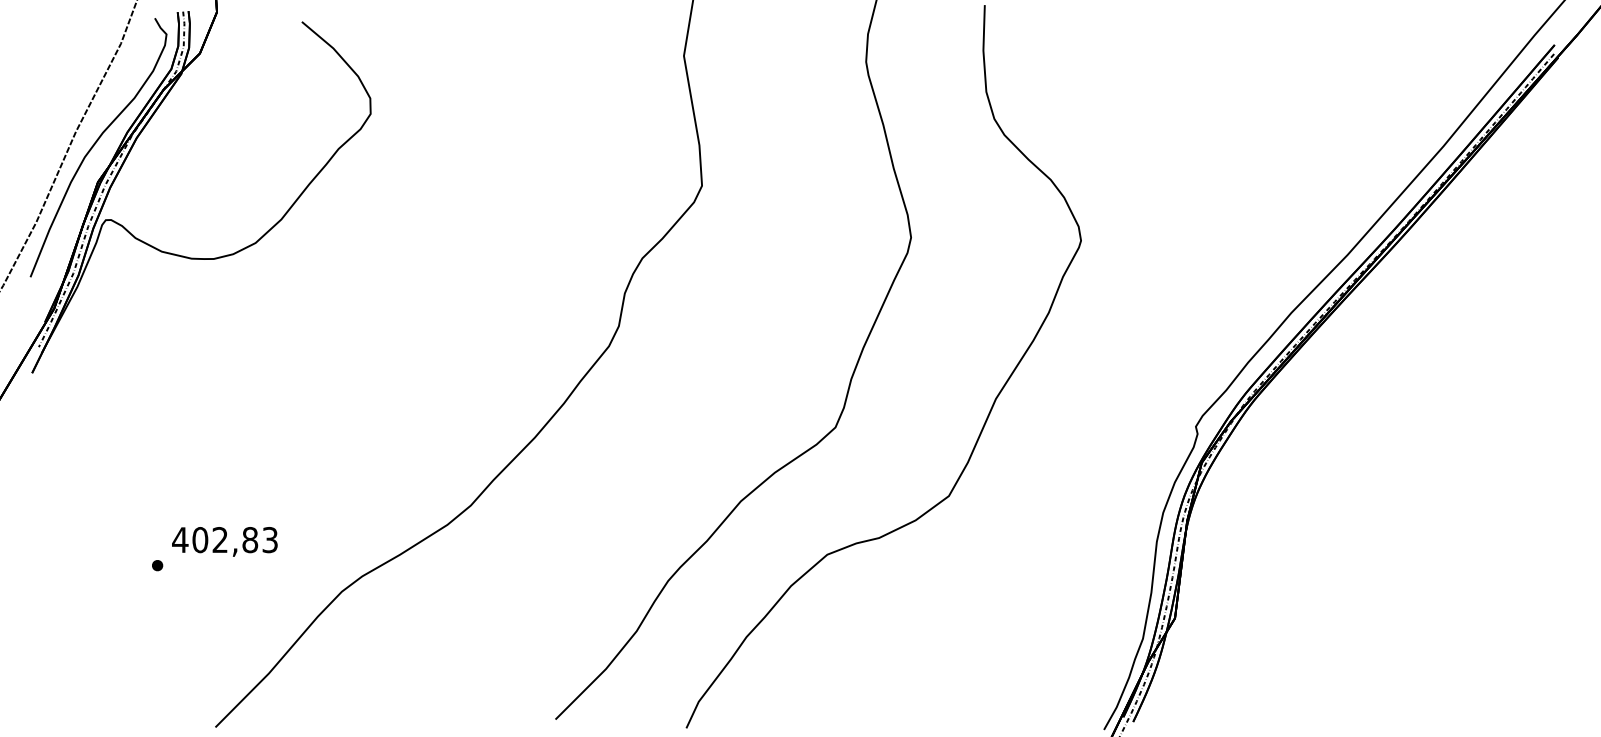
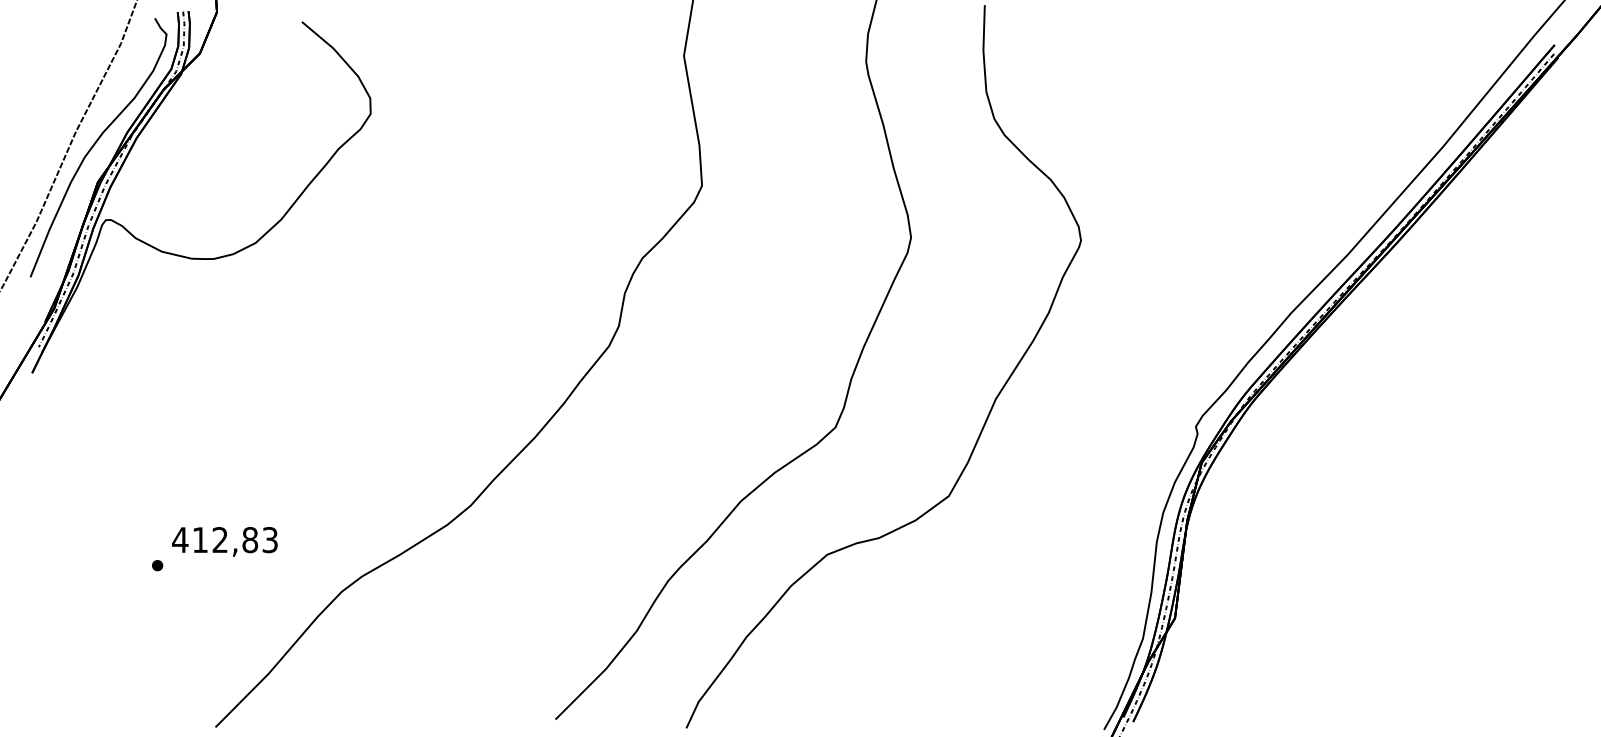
text: 402,83 -> 412,83 (200, 540)
